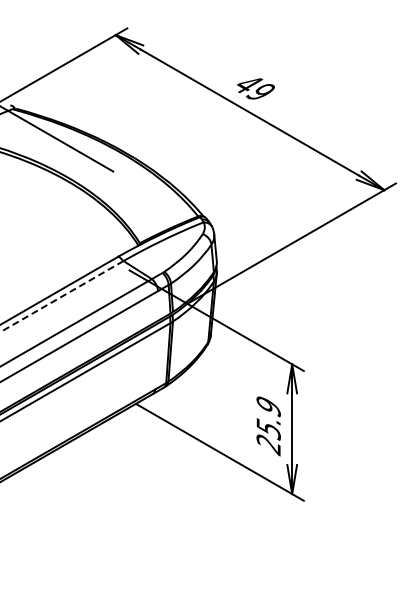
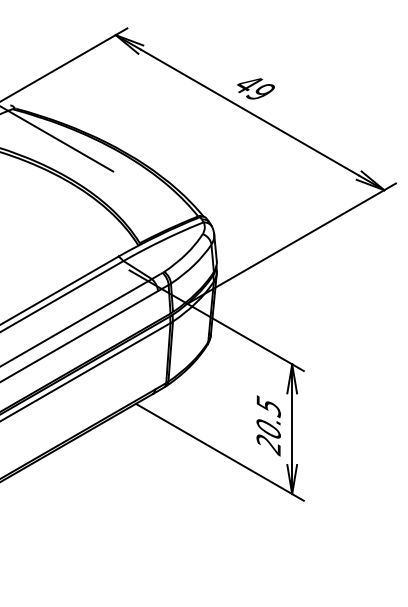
line: dashed -> solid (62, 296)
text: 25.9 -> 20.5 (268, 417)
